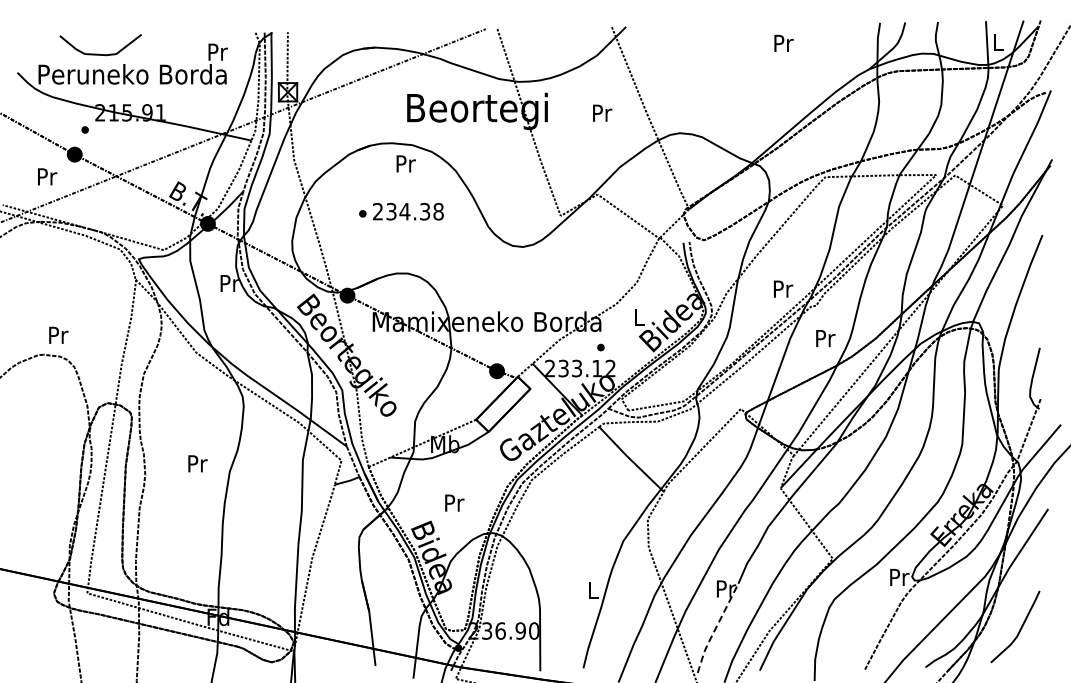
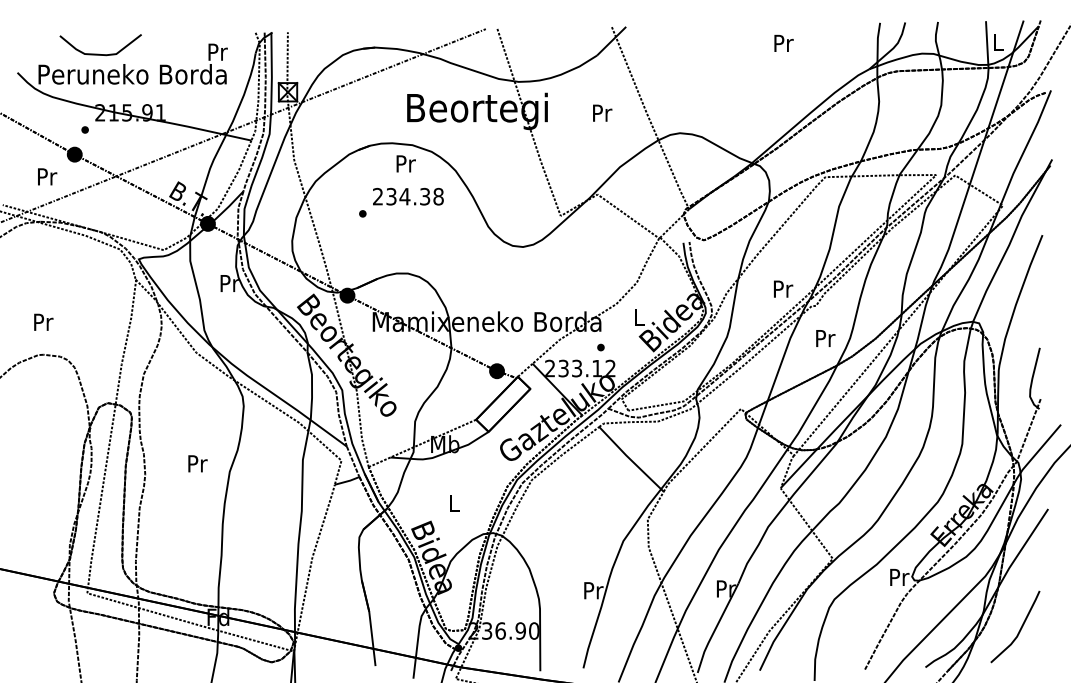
text position: (408, 211) -> (408, 196) (408, 196)
text position: (58, 334) -> (43, 321) (43, 321)
text: Pr -> L (454, 502)
text: L -> Pr (593, 590)
line: dashed -> solid (715, 628)
